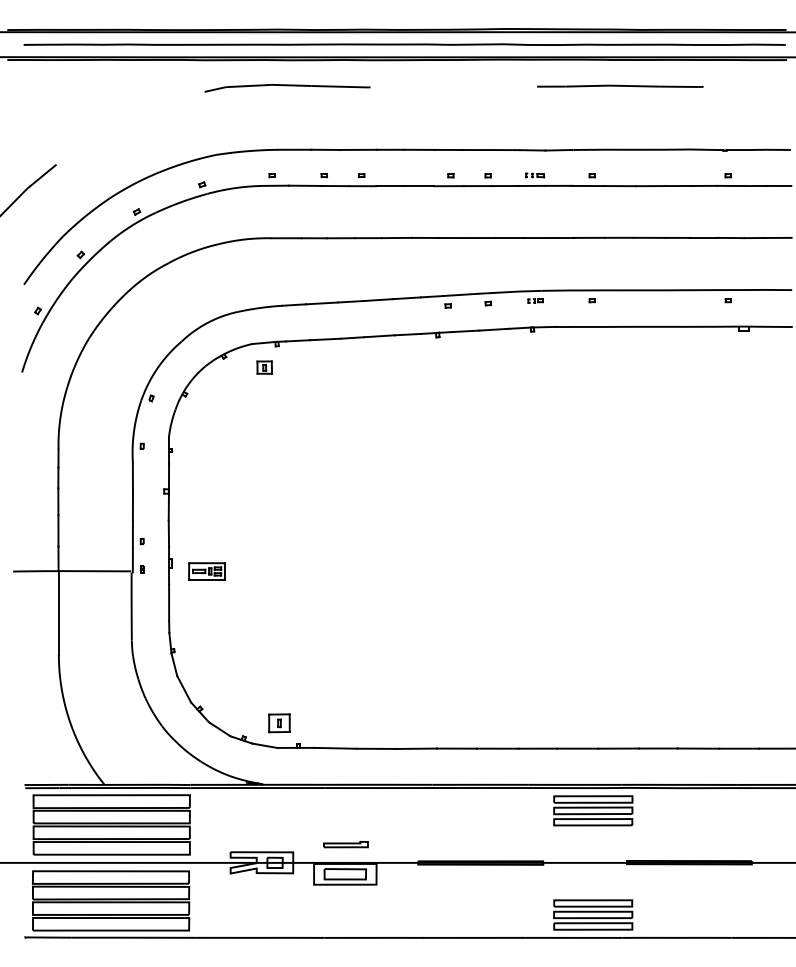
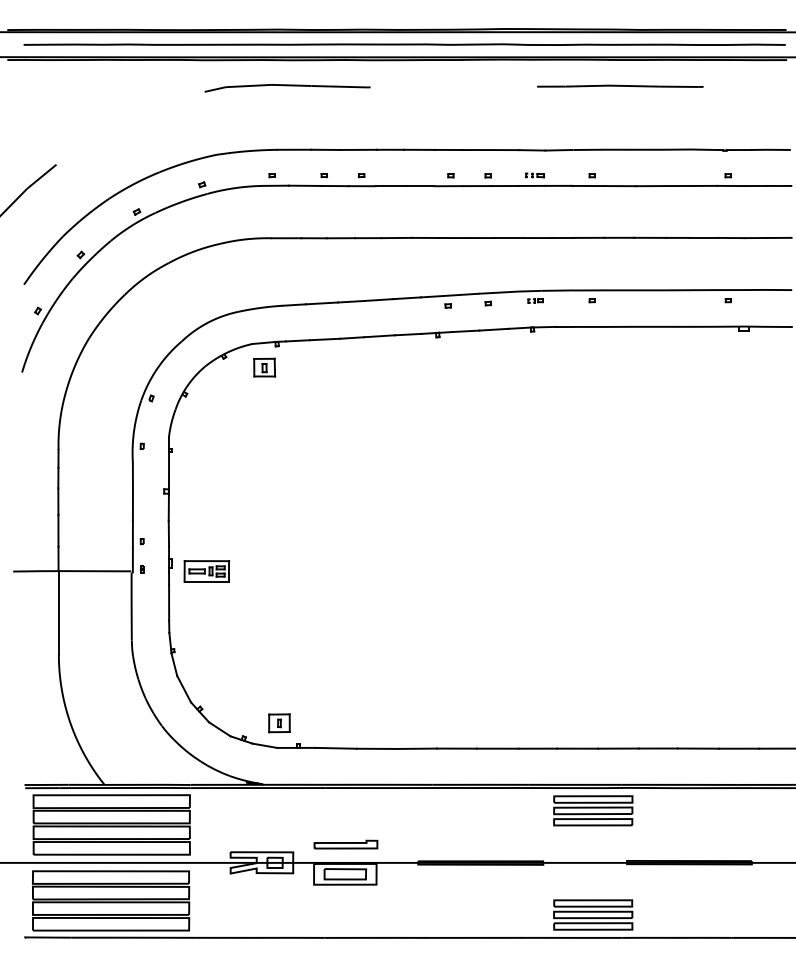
part size: 17x15 px -> 24x21 px (264, 367)
part size: 38x19 px -> 48x23 px (206, 571)
part size: 46x8 px -> 66x11 px (345, 844)
